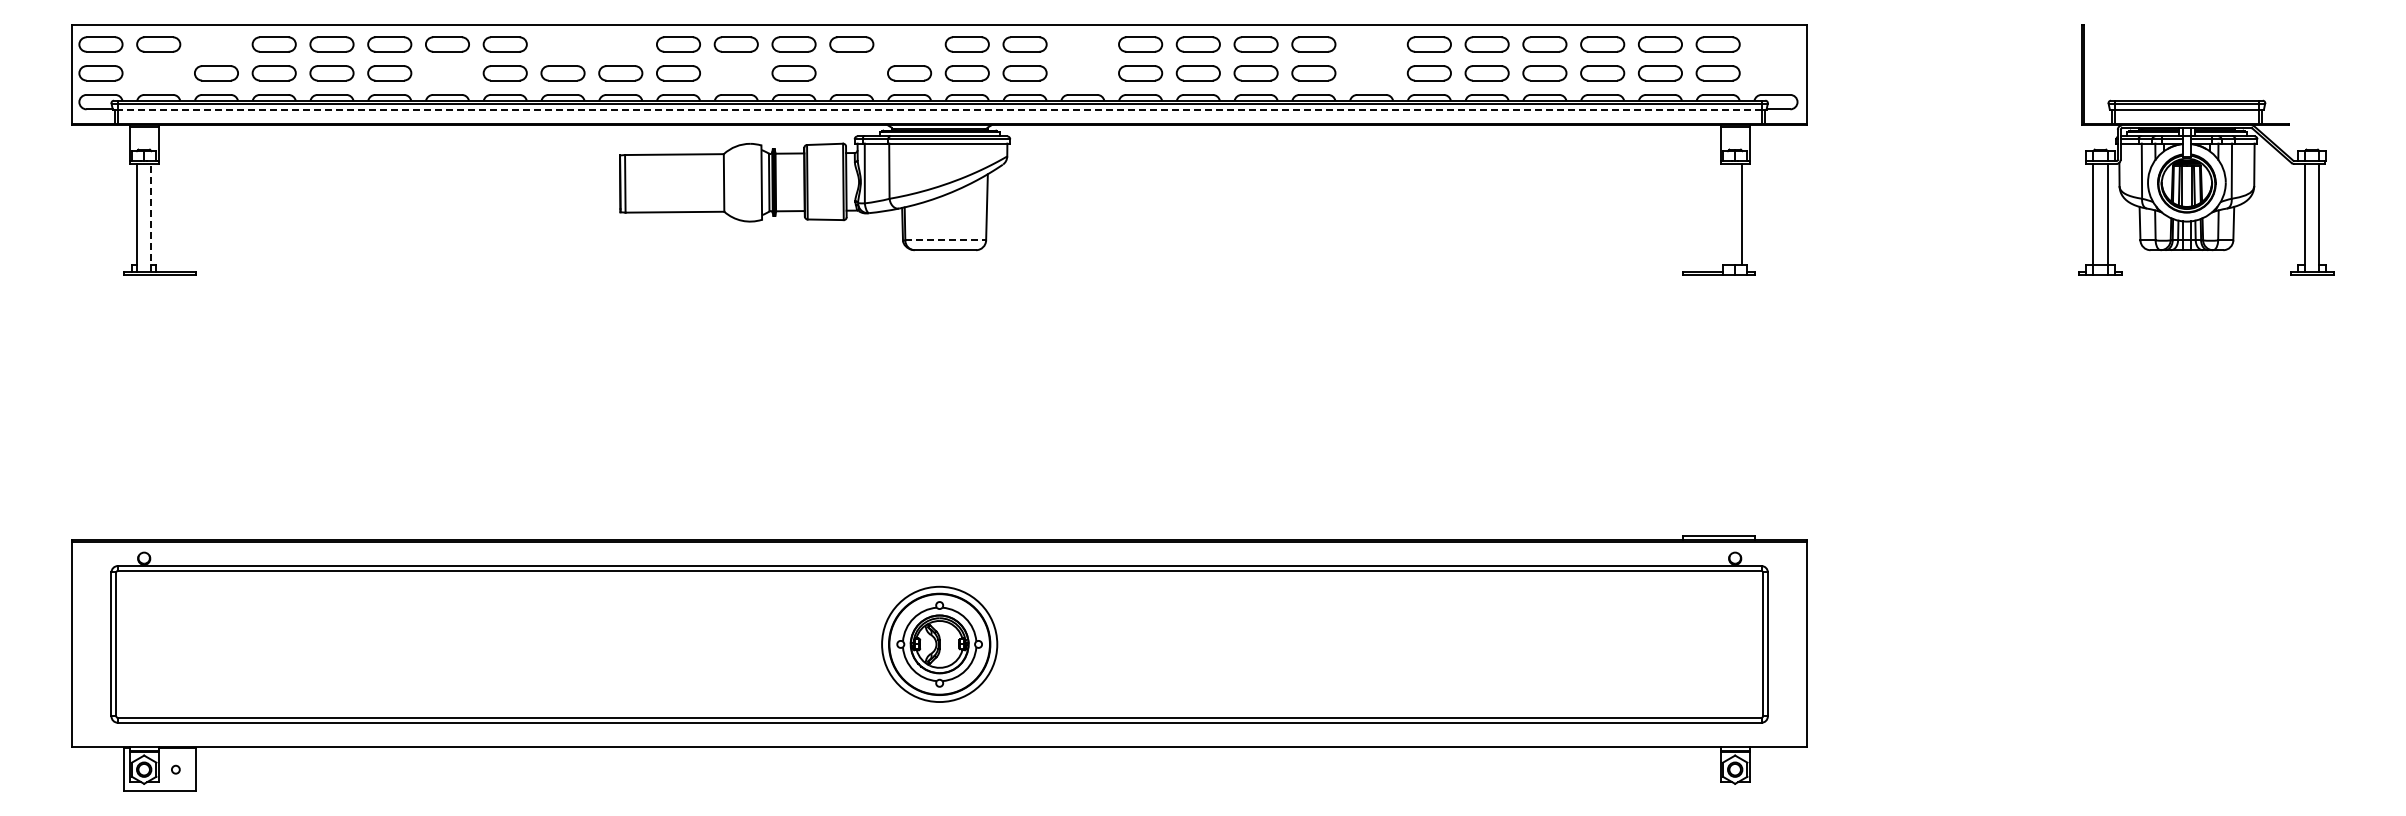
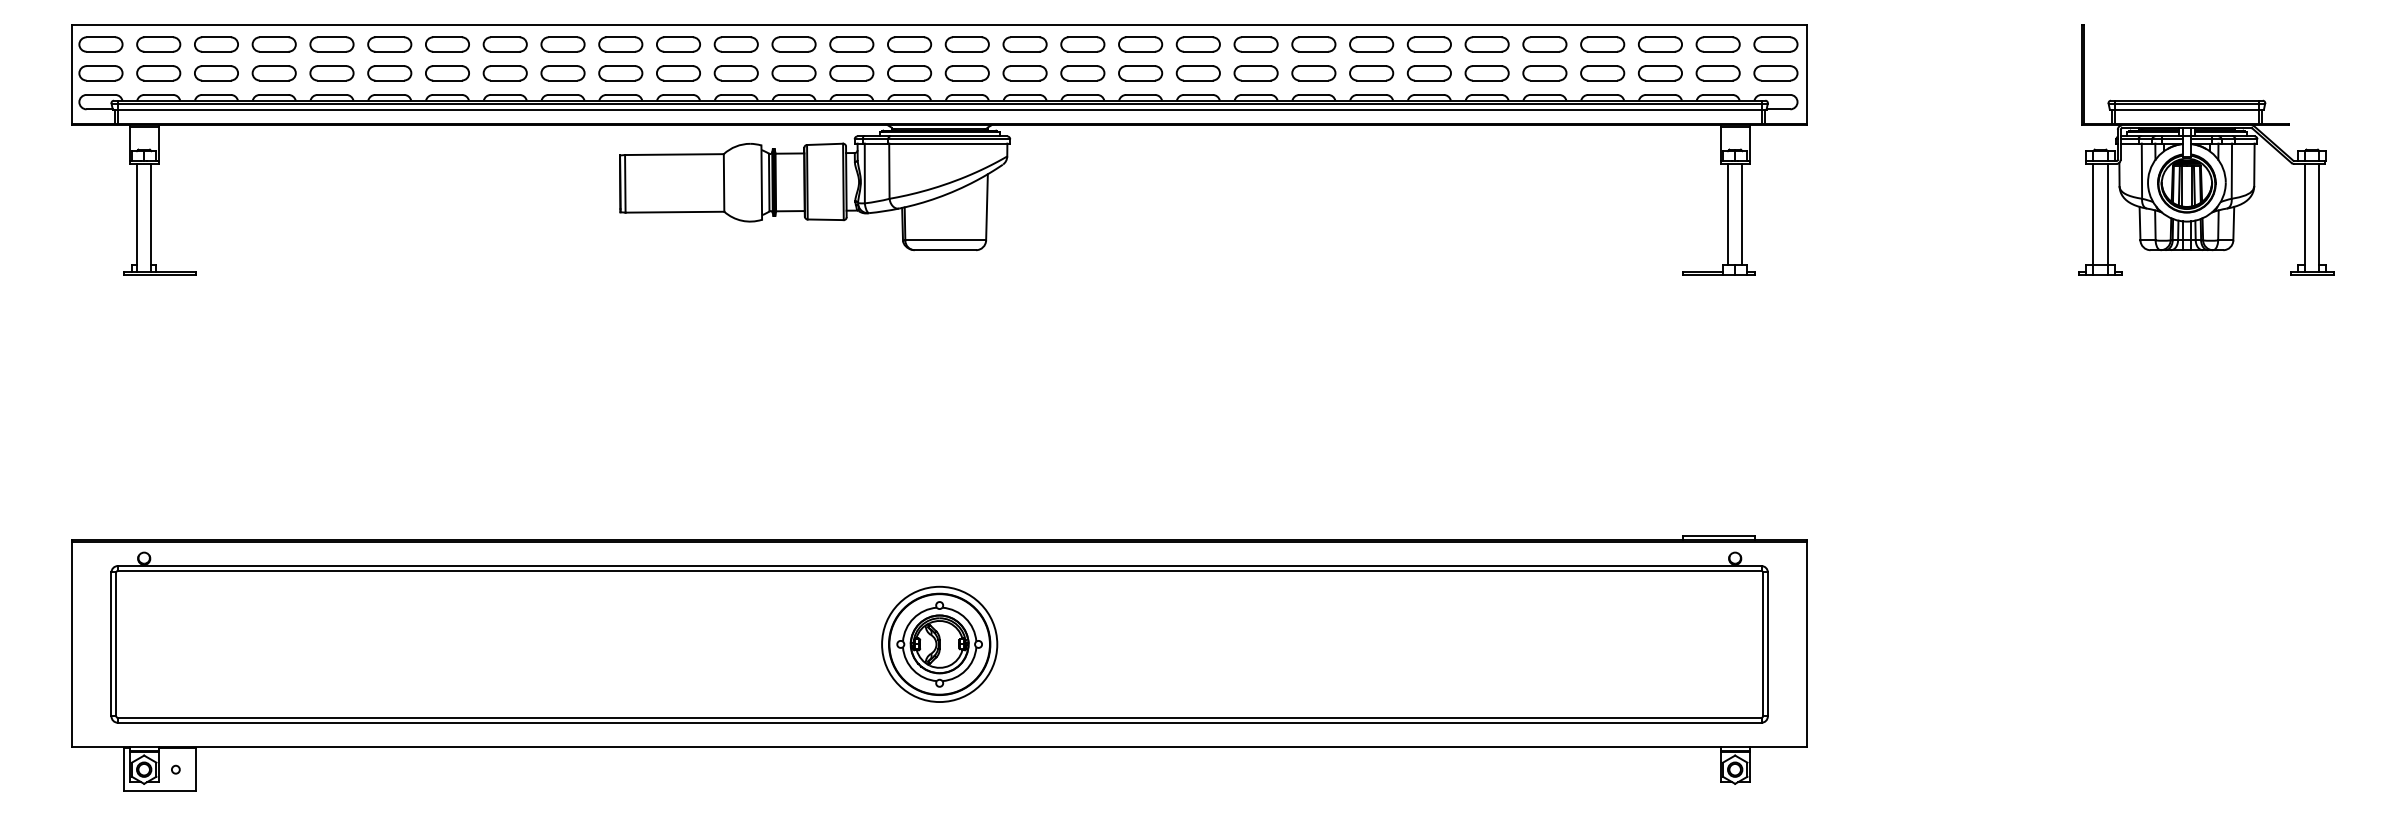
part: none -> present (216, 44)
part: none -> present (562, 44)
part: none -> present (620, 44)
part: none -> present (909, 44)
part: none -> present (1082, 44)
part: none -> present (1371, 44)
part: none -> present (1775, 44)
part: none -> present (158, 73)
part: none -> present (447, 73)
part: none -> present (735, 73)
part: none -> present (851, 73)
part: none -> present (1082, 73)
part: none -> present (1371, 73)
part: none -> present (1775, 73)
line: dashed -> solid (939, 109)
line: none -> present (1727, 214)
line: dashed -> solid (151, 217)
line: dashed -> solid (946, 240)
